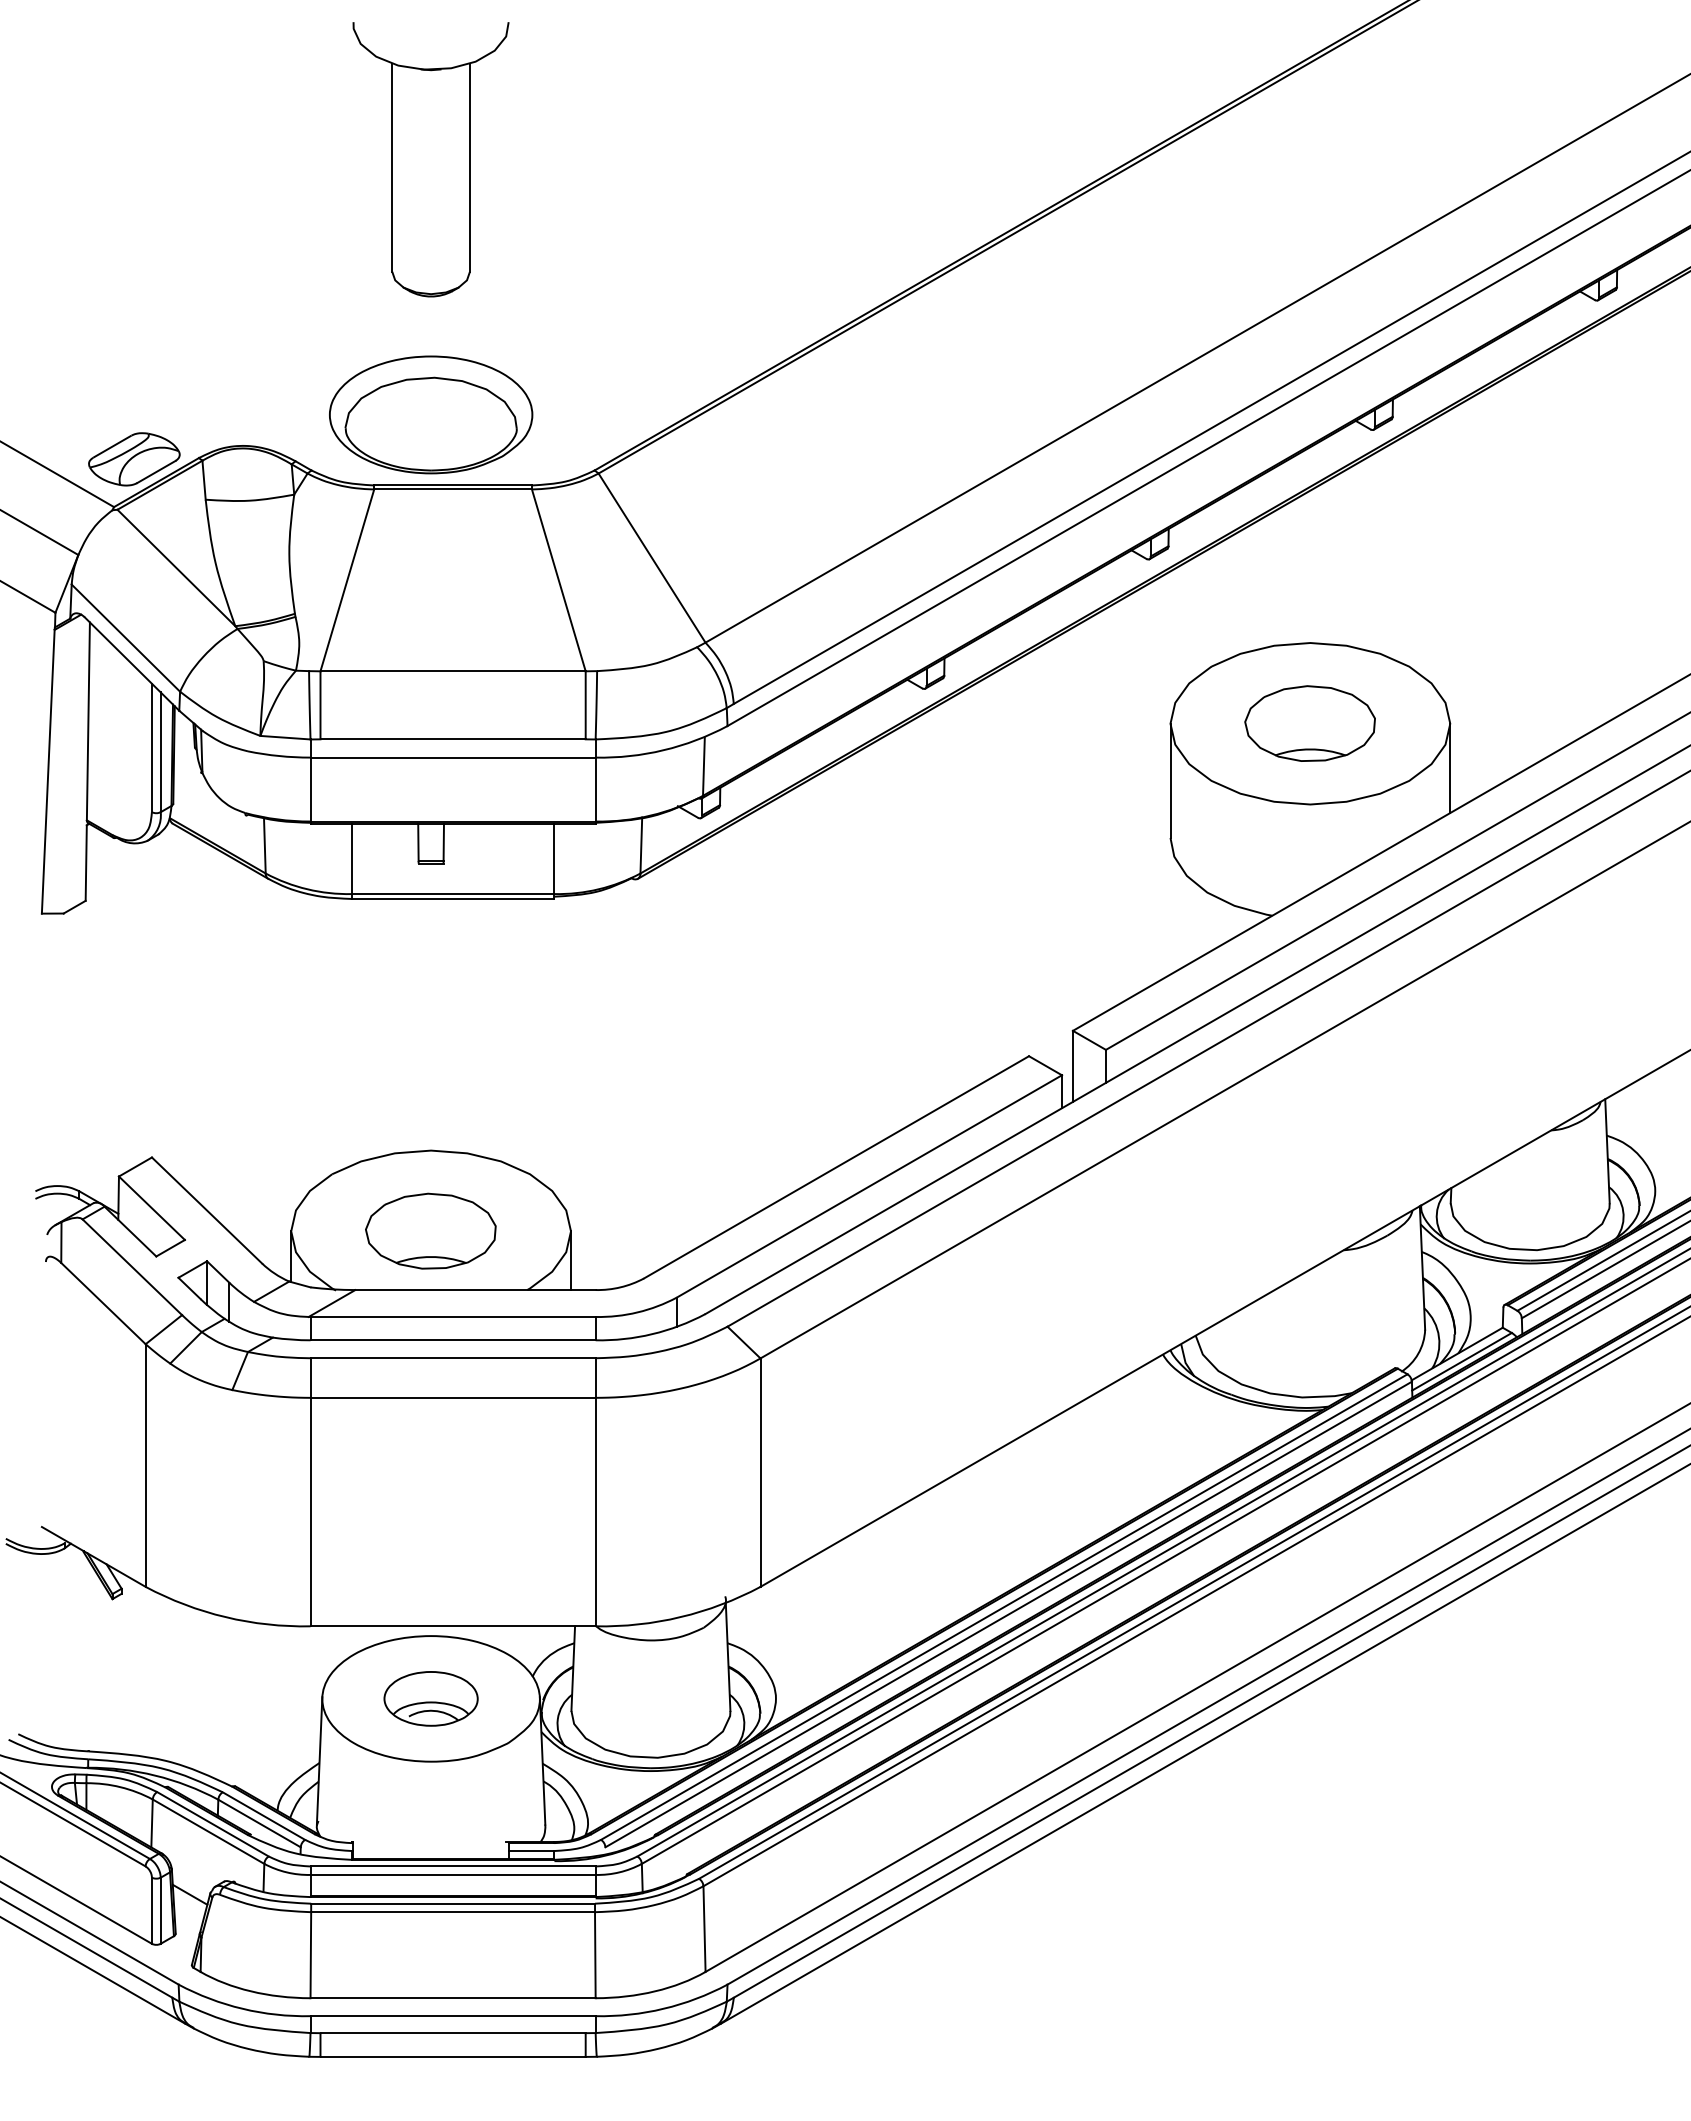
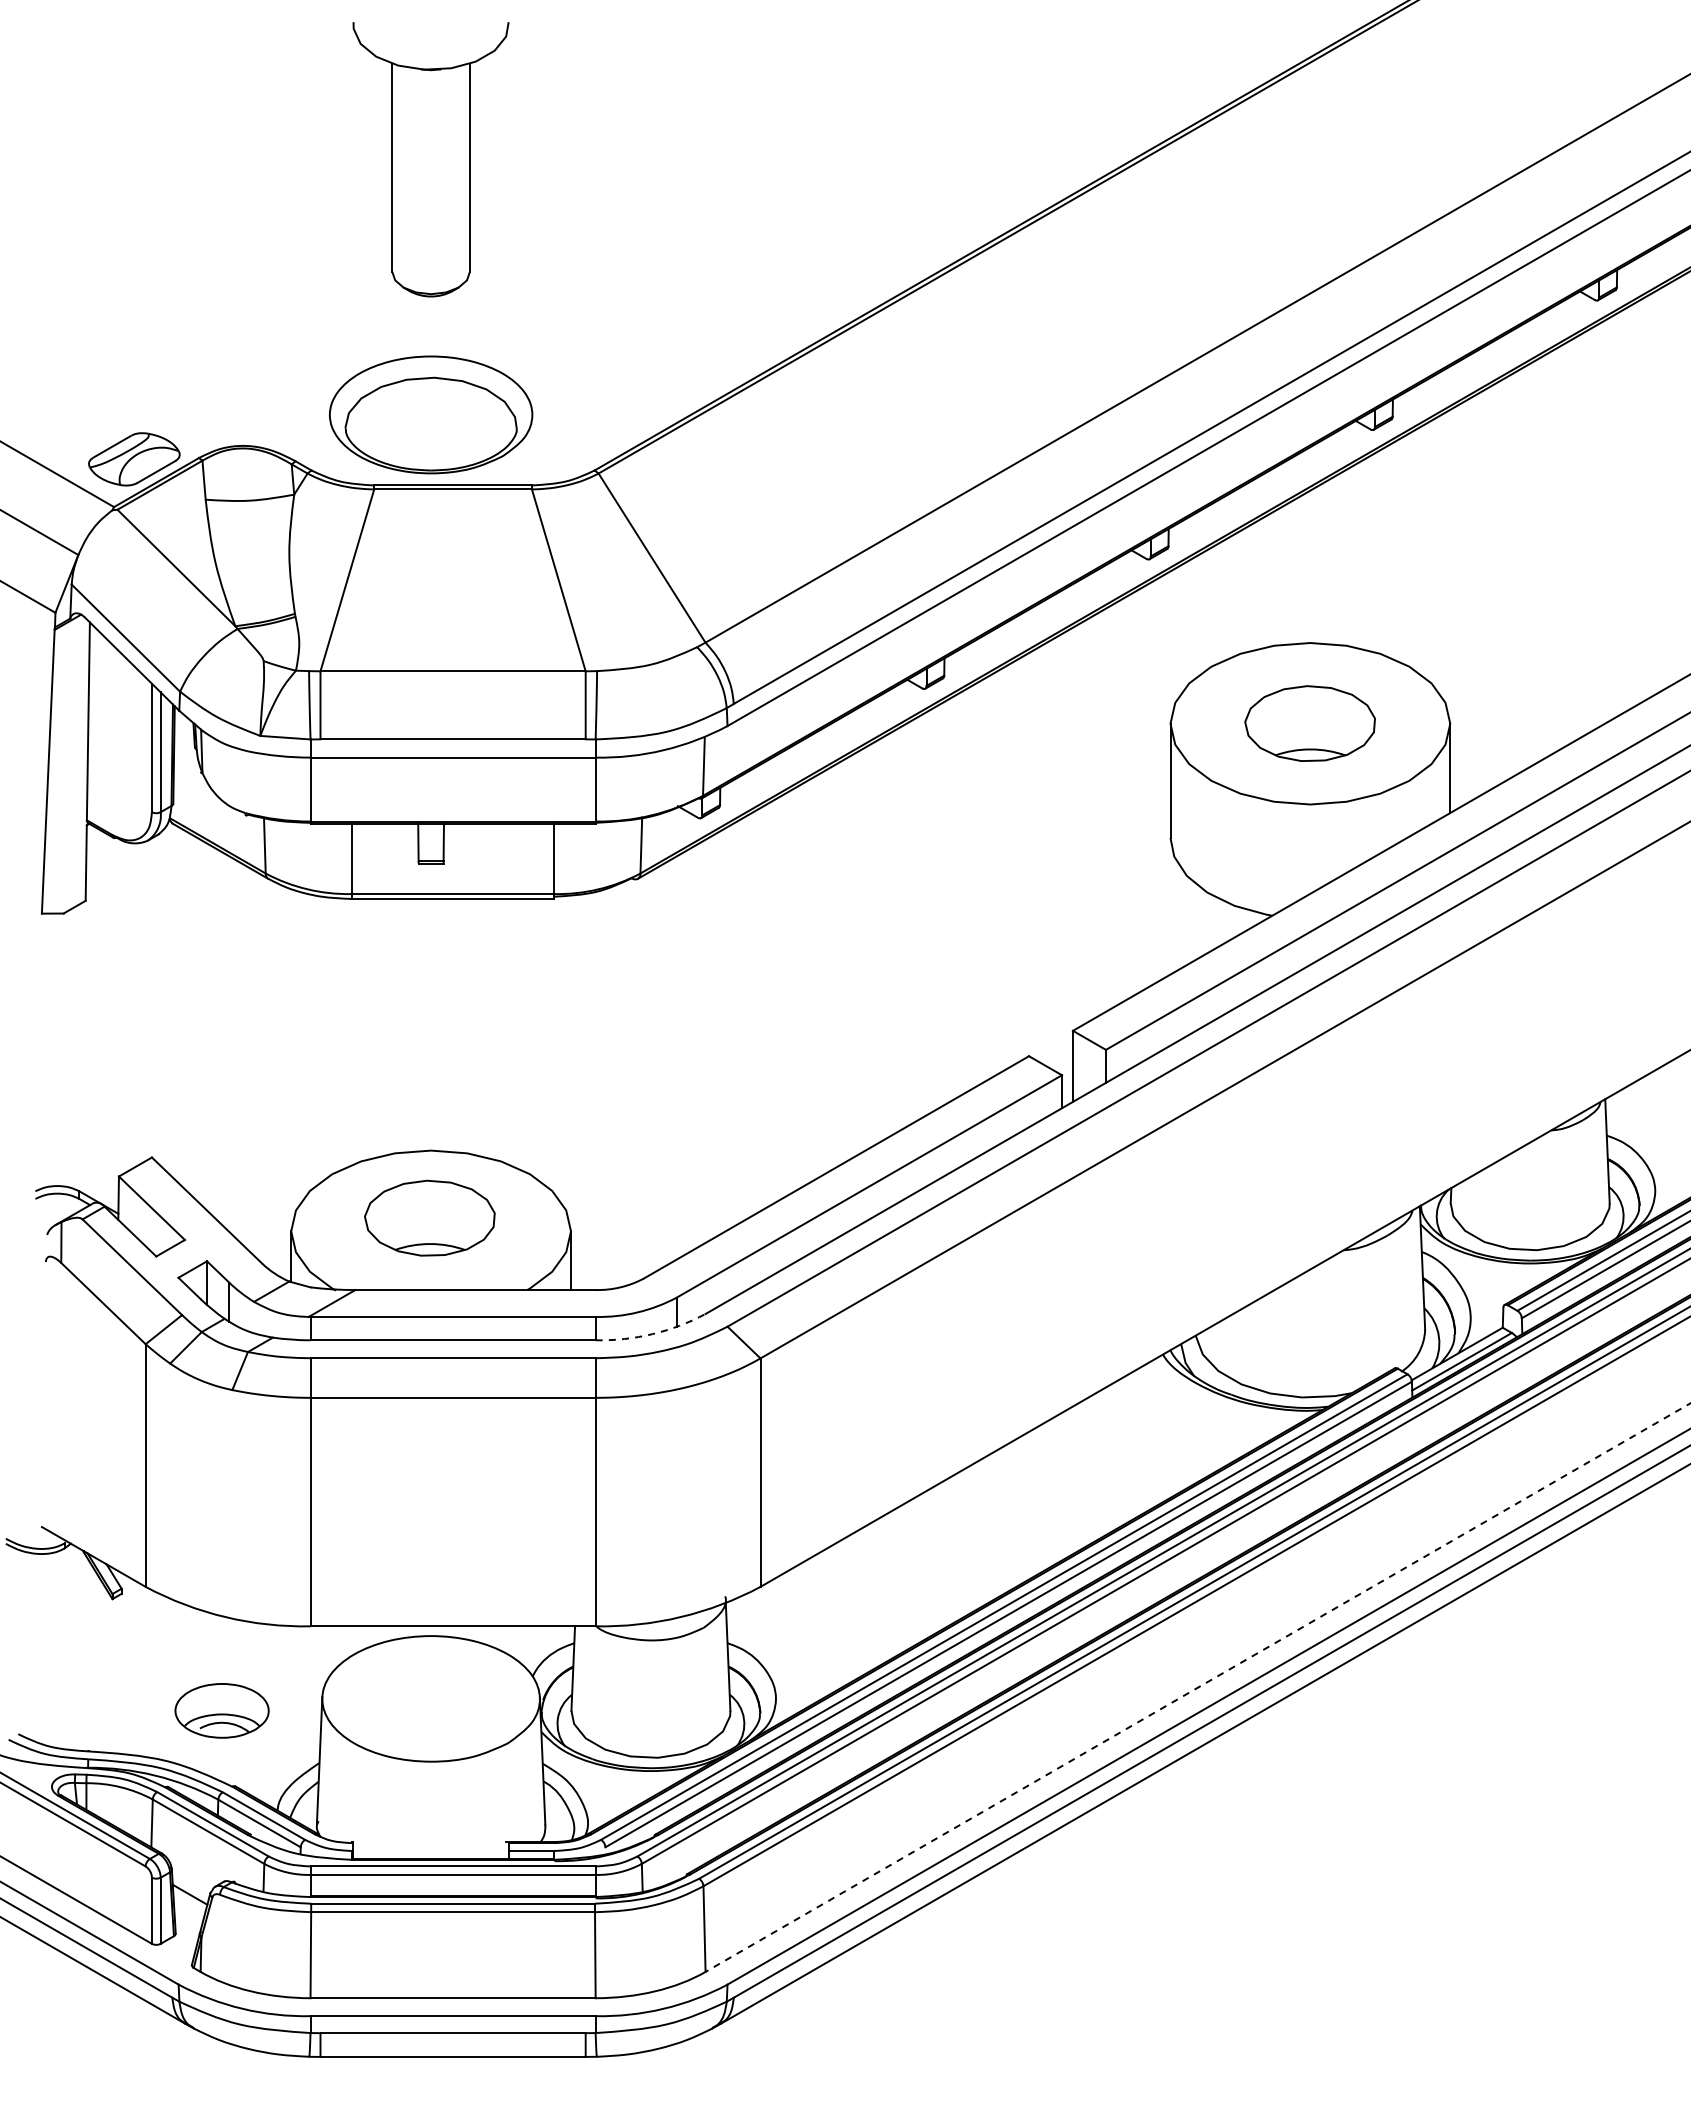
part position: (430, 1230) -> (429, 1217) (429, 1217)
arc: solid -> dashed (652, 1334)
line: solid -> dashed (1198, 1687)
part position: (430, 1698) -> (221, 1710) (221, 1710)
